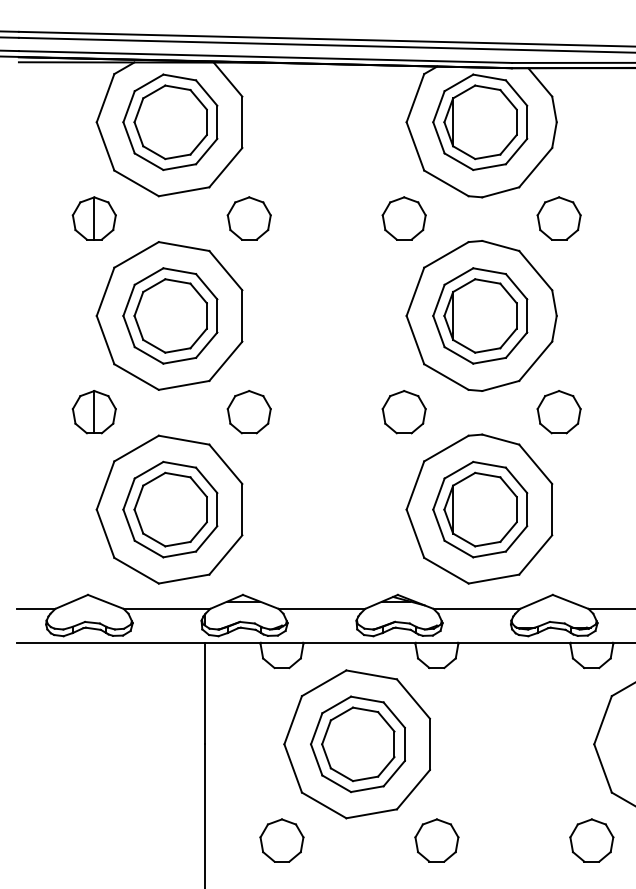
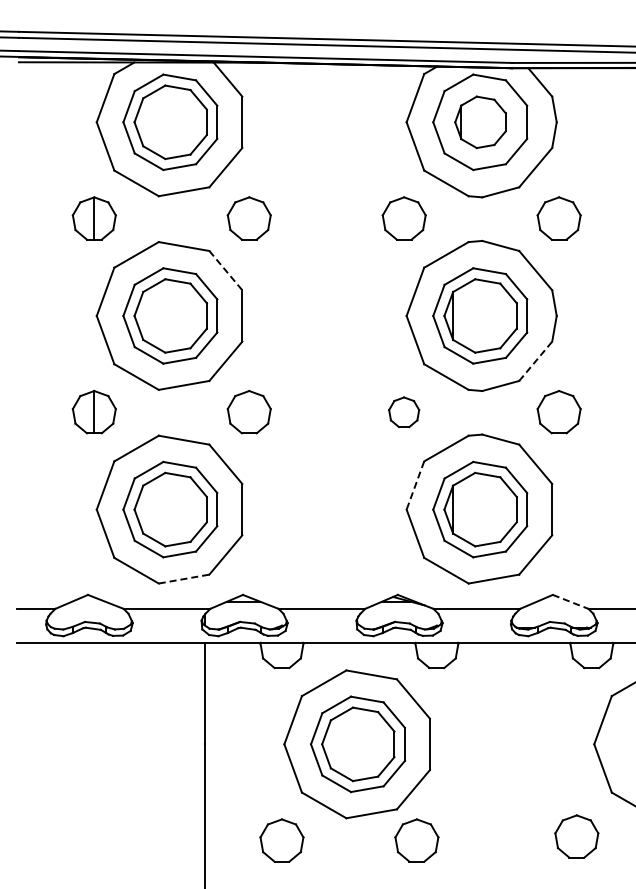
part size: 75x77 px -> 53x55 px (480, 122)
line: solid -> dashed (225, 270)
line: solid -> dashed (535, 361)
part size: 46x45 px -> 33x33 px (404, 412)
line: solid -> dashed (415, 485)
line: solid -> dashed (184, 579)
line: solid -> dashed (571, 602)
part position: (436, 840) -> (416, 840) (416, 840)
part position: (591, 840) -> (576, 836) (576, 836)
